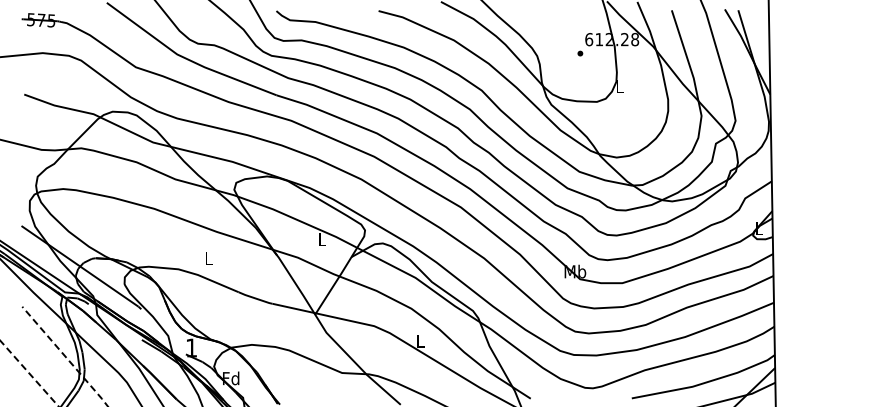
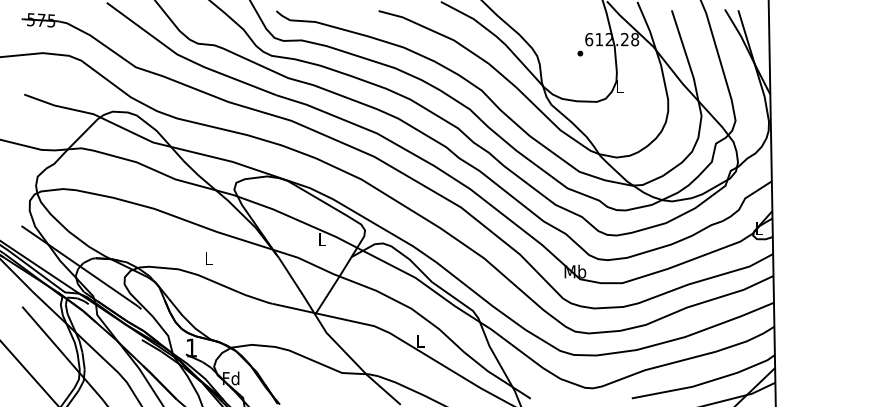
line: dashed -> solid (65, 356)
line: dashed -> solid (29, 373)
